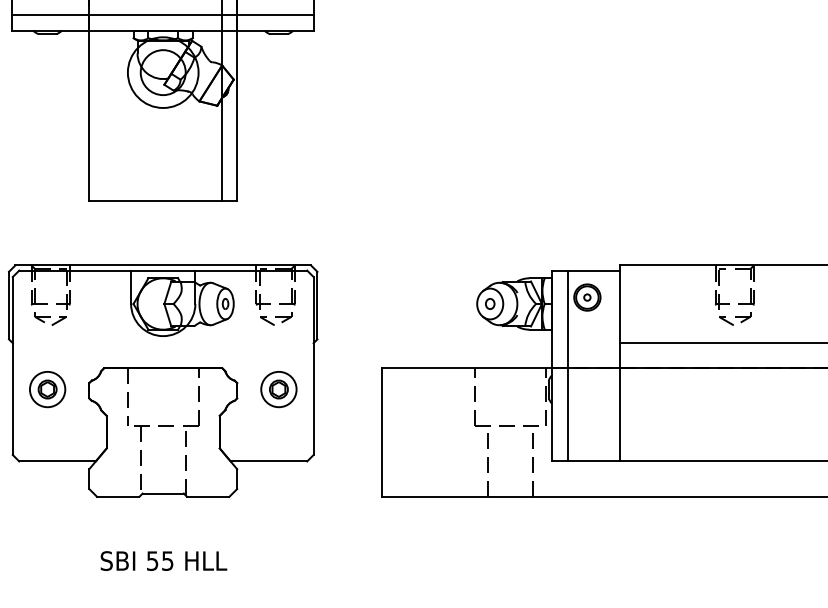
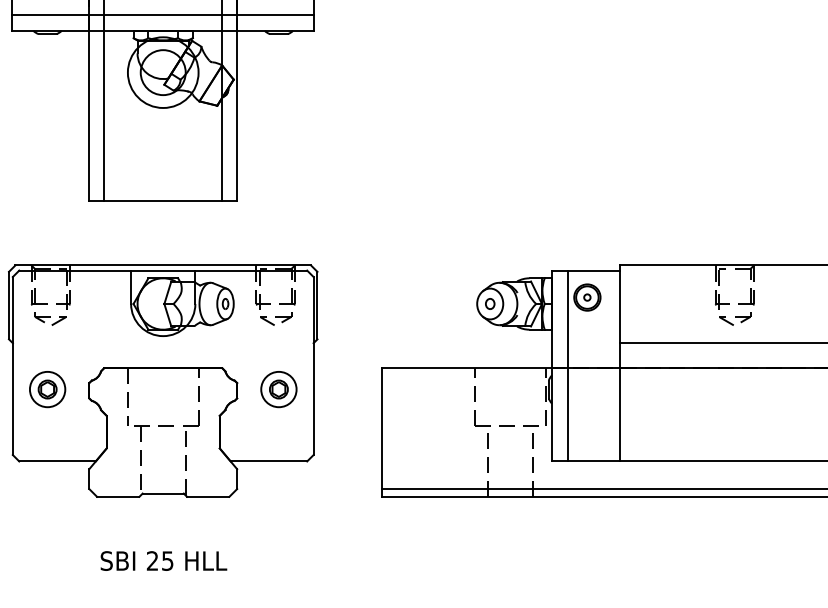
line: none -> present (104, 101)
line: none -> present (602, 489)
text: 55 -> 25 (152, 560)
